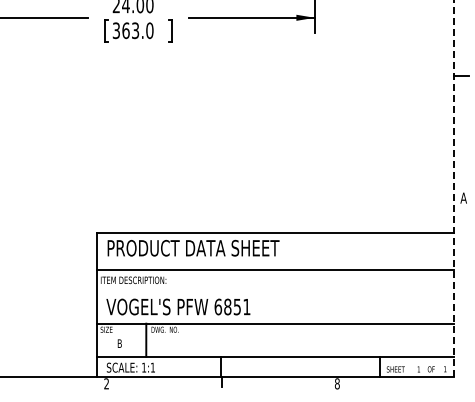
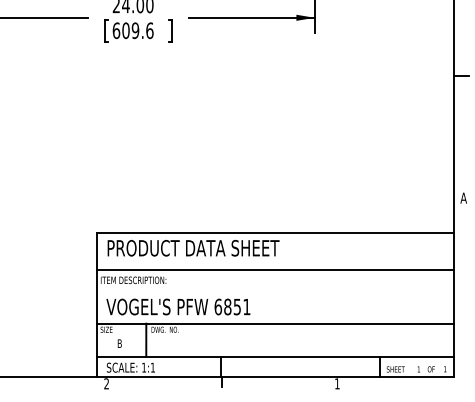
text: 363.0 -> 609.6 (132, 30)
line: dashed -> solid (453, 188)
text: 8 -> 1 (336, 383)
